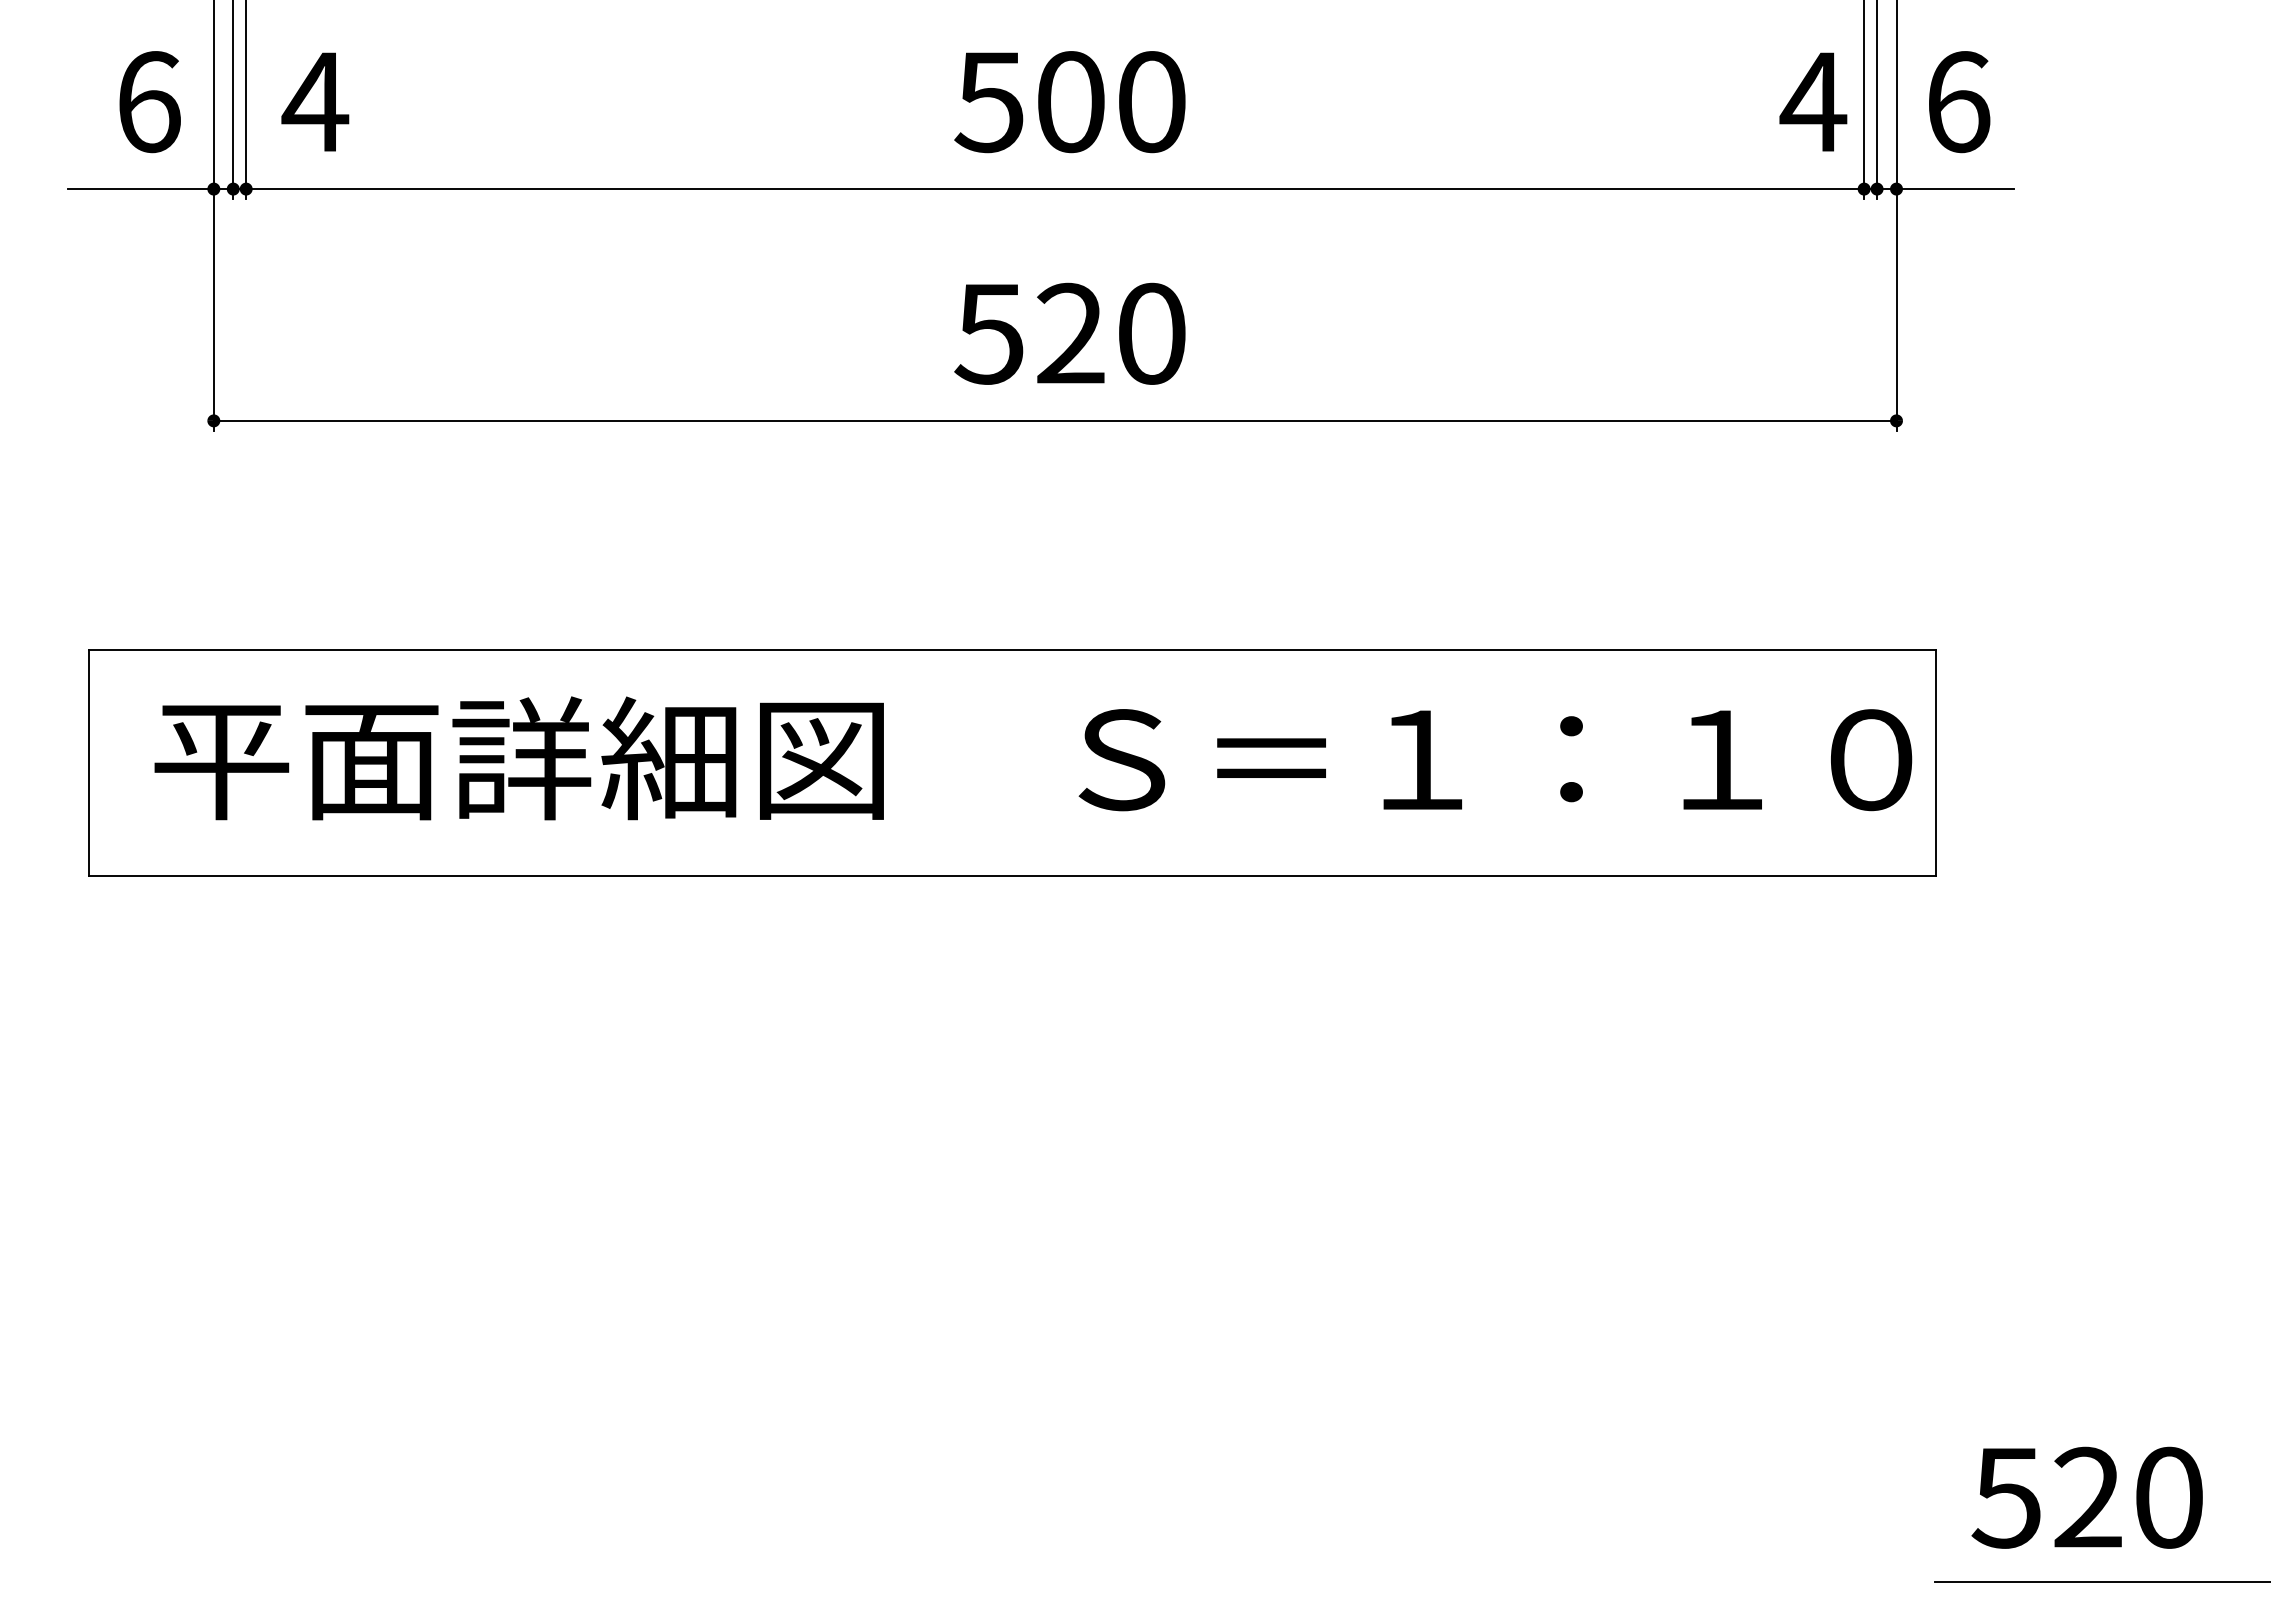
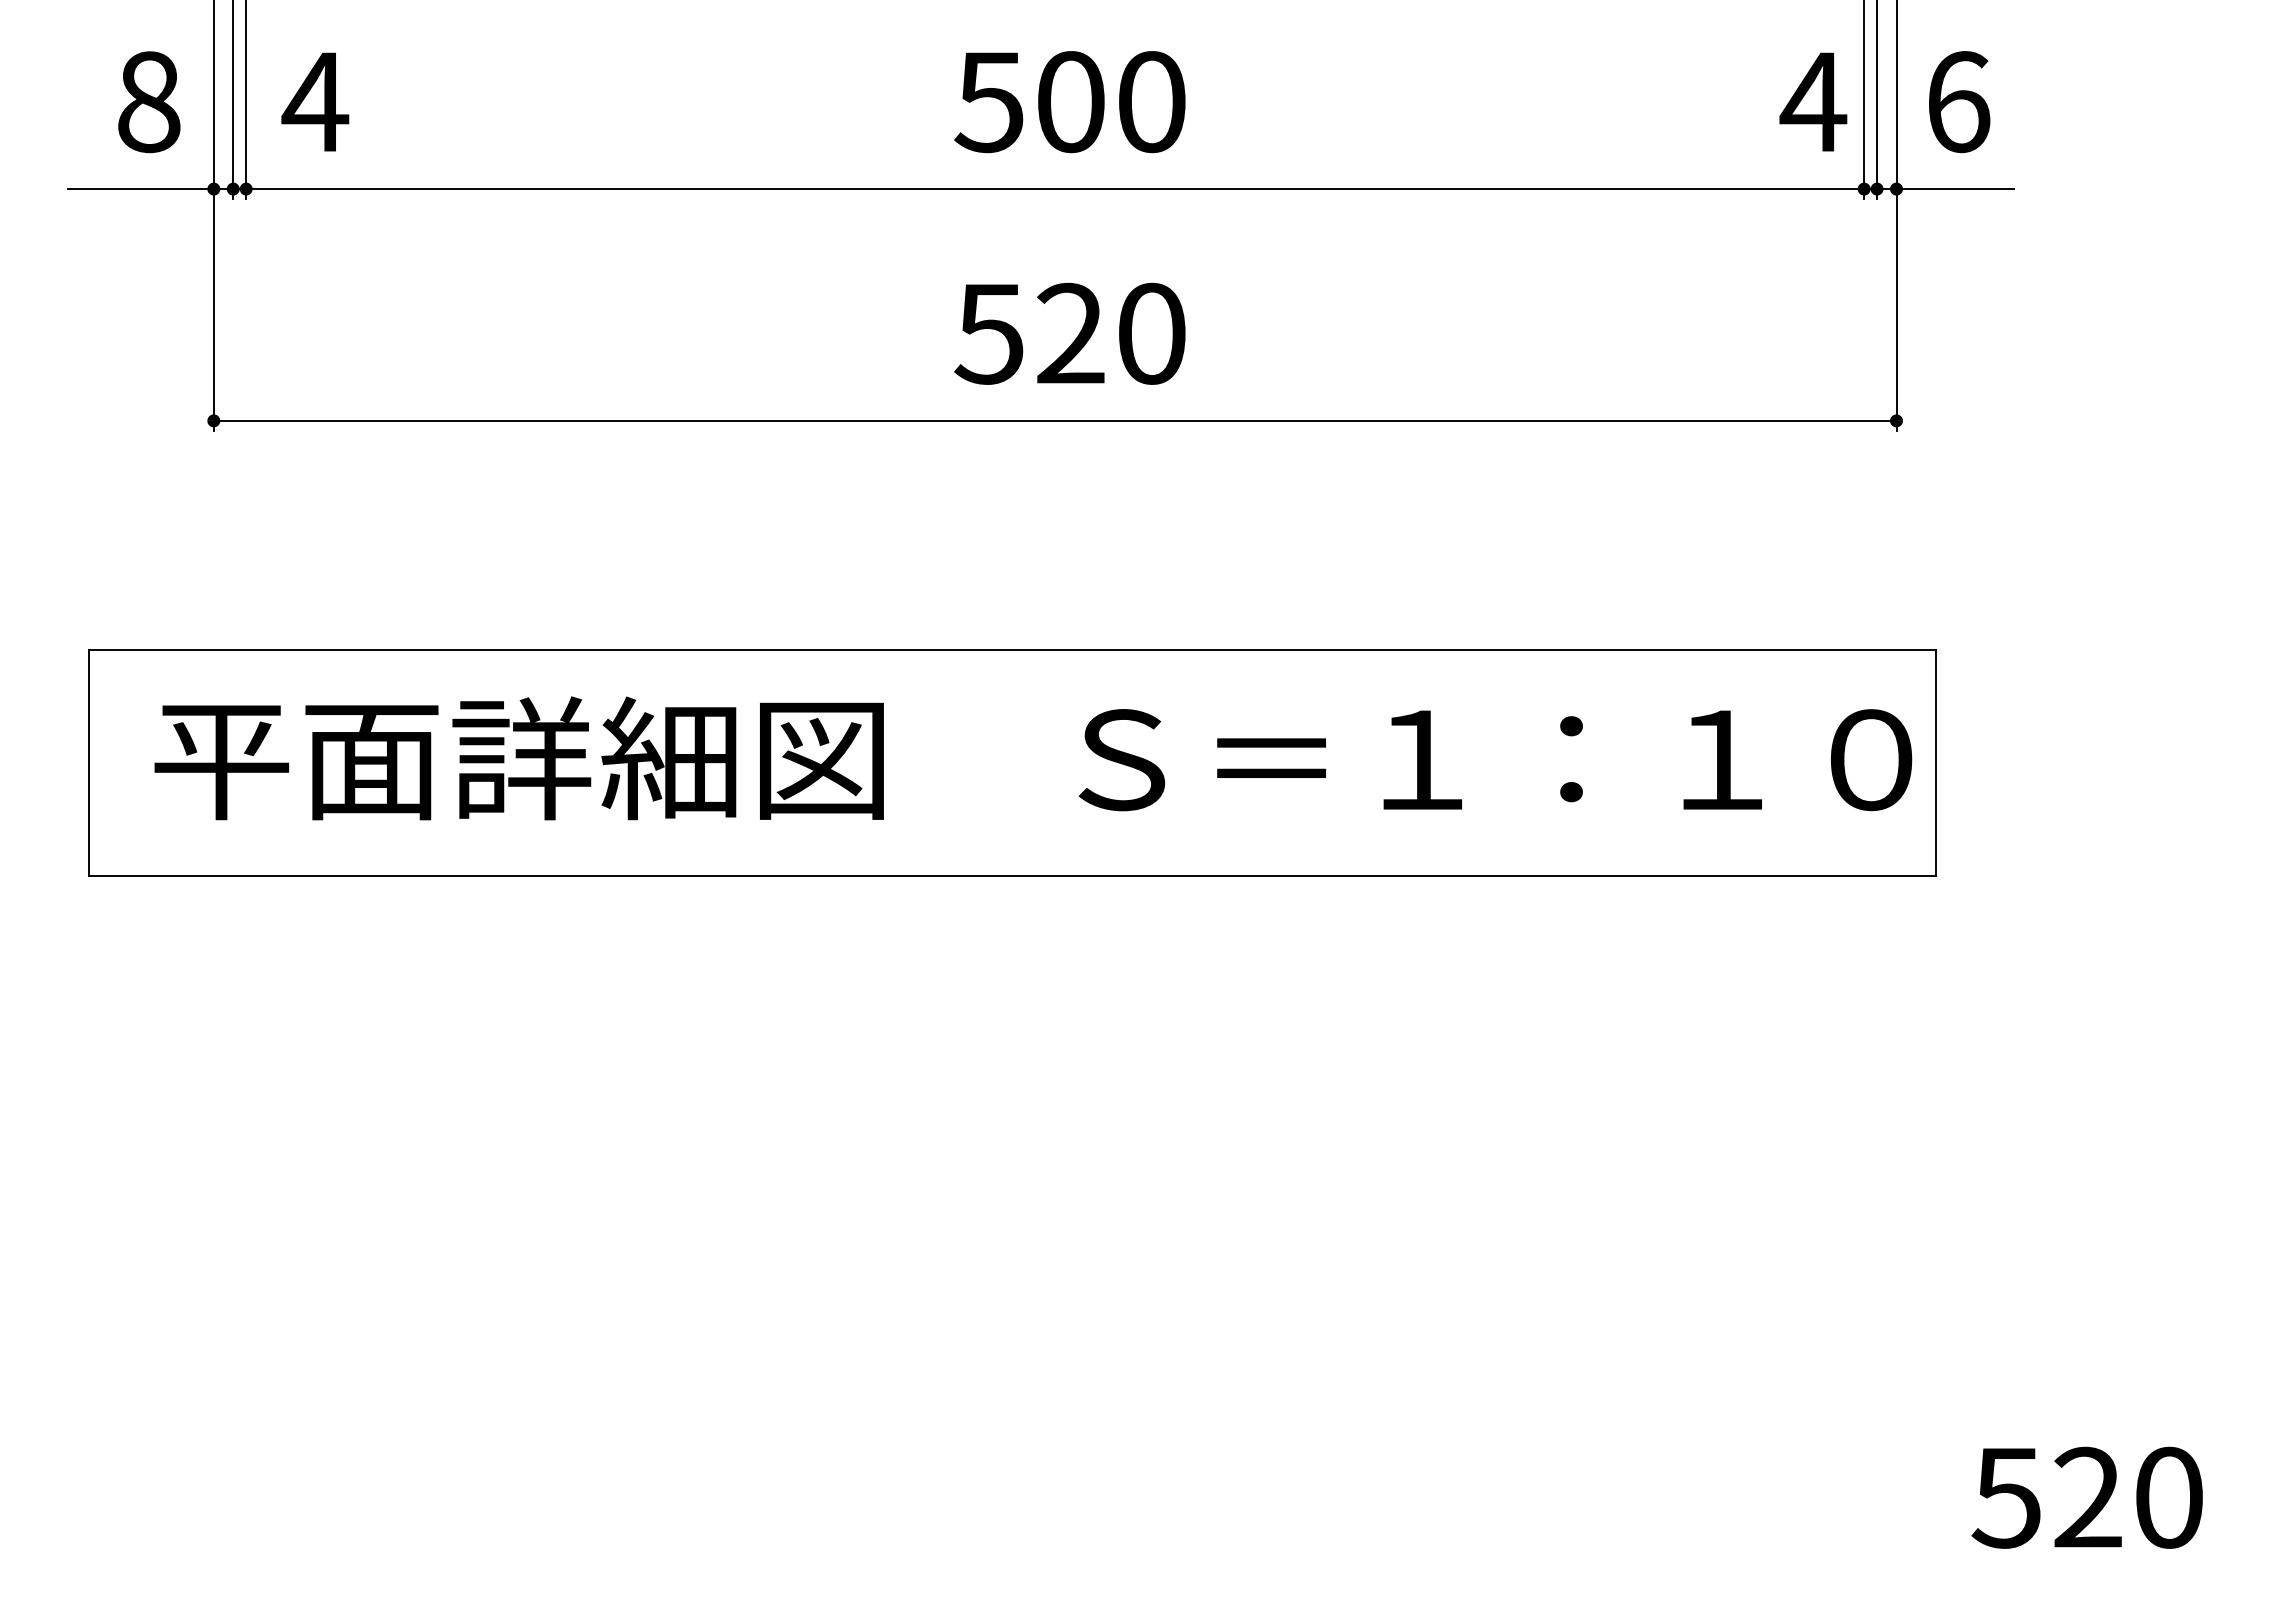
text: 6 -> 8 (149, 102)
line: present -> none (2100, 1581)
